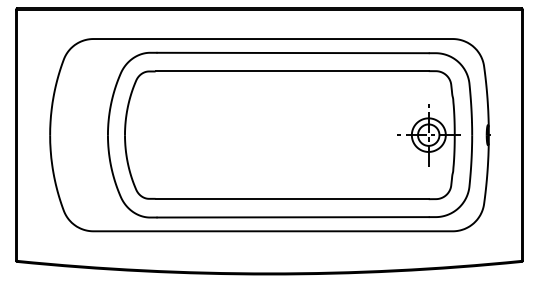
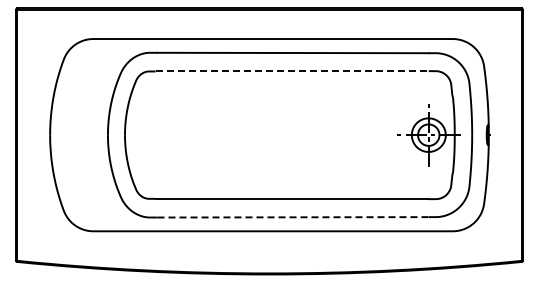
line: solid -> dashed (292, 71)
line: solid -> dashed (293, 217)
